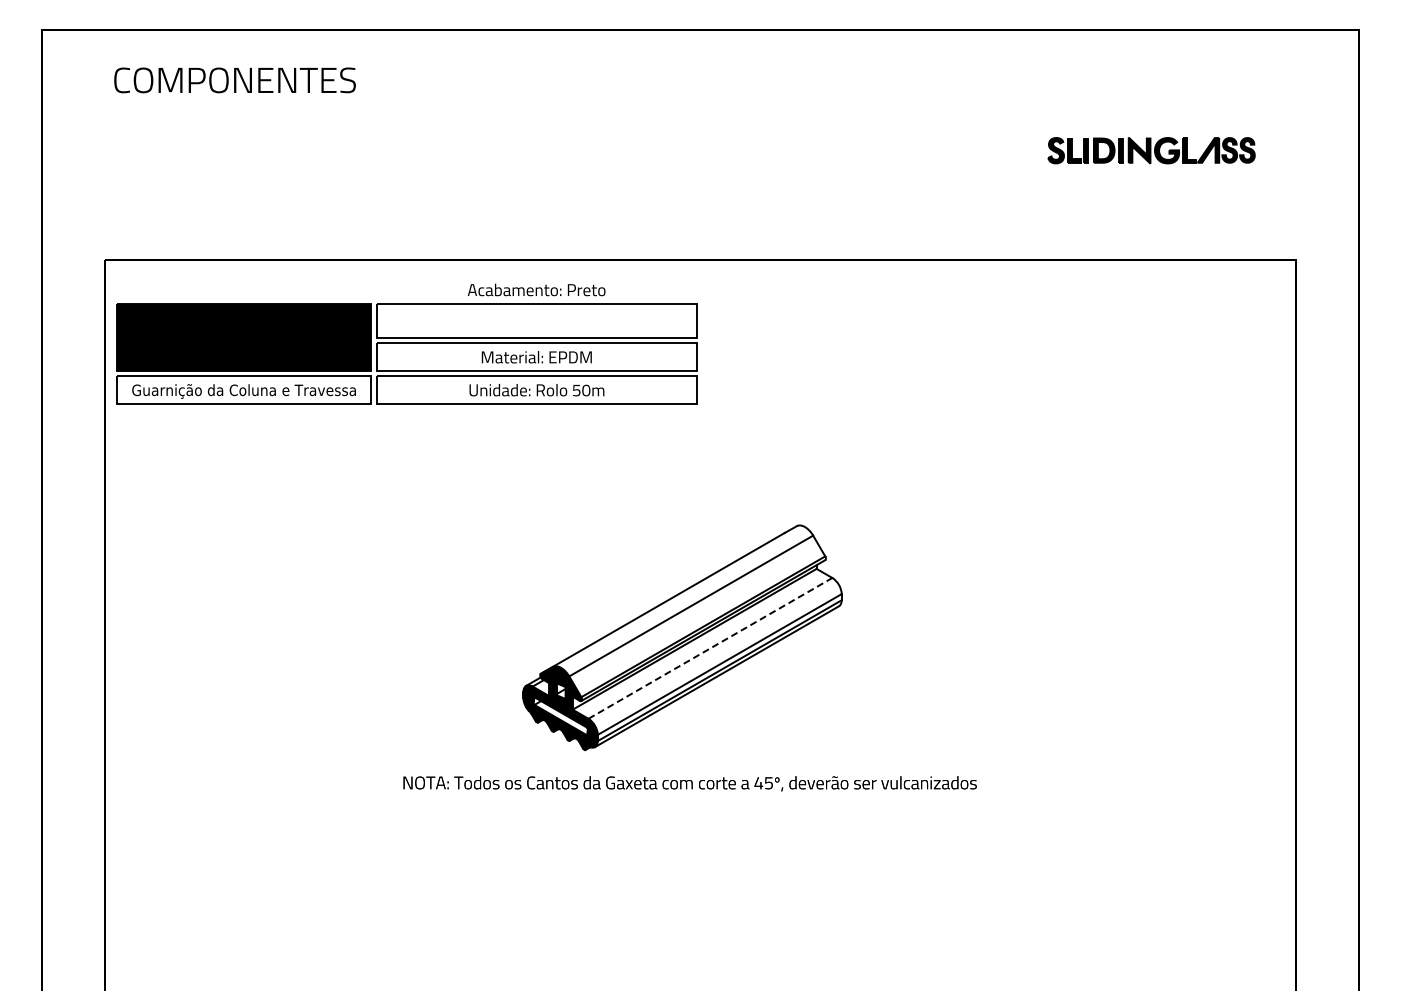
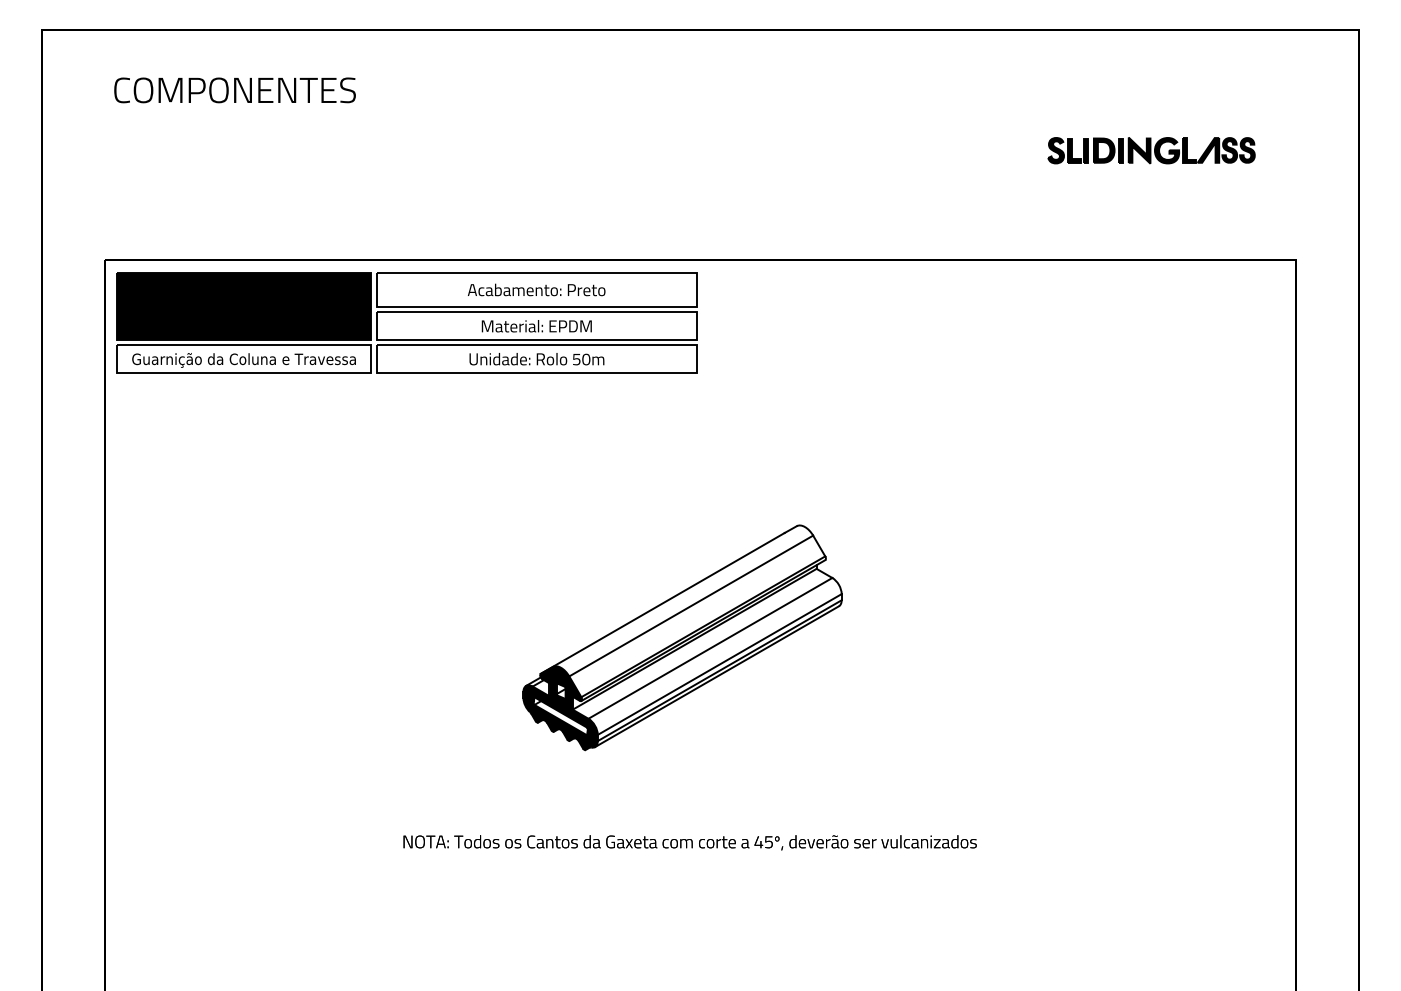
text position: (234, 80) -> (234, 90) (234, 90)
part position: (406, 353) -> (406, 322) (406, 322)
line: dashed -> solid (710, 648)
text position: (689, 783) -> (689, 842) (689, 842)
